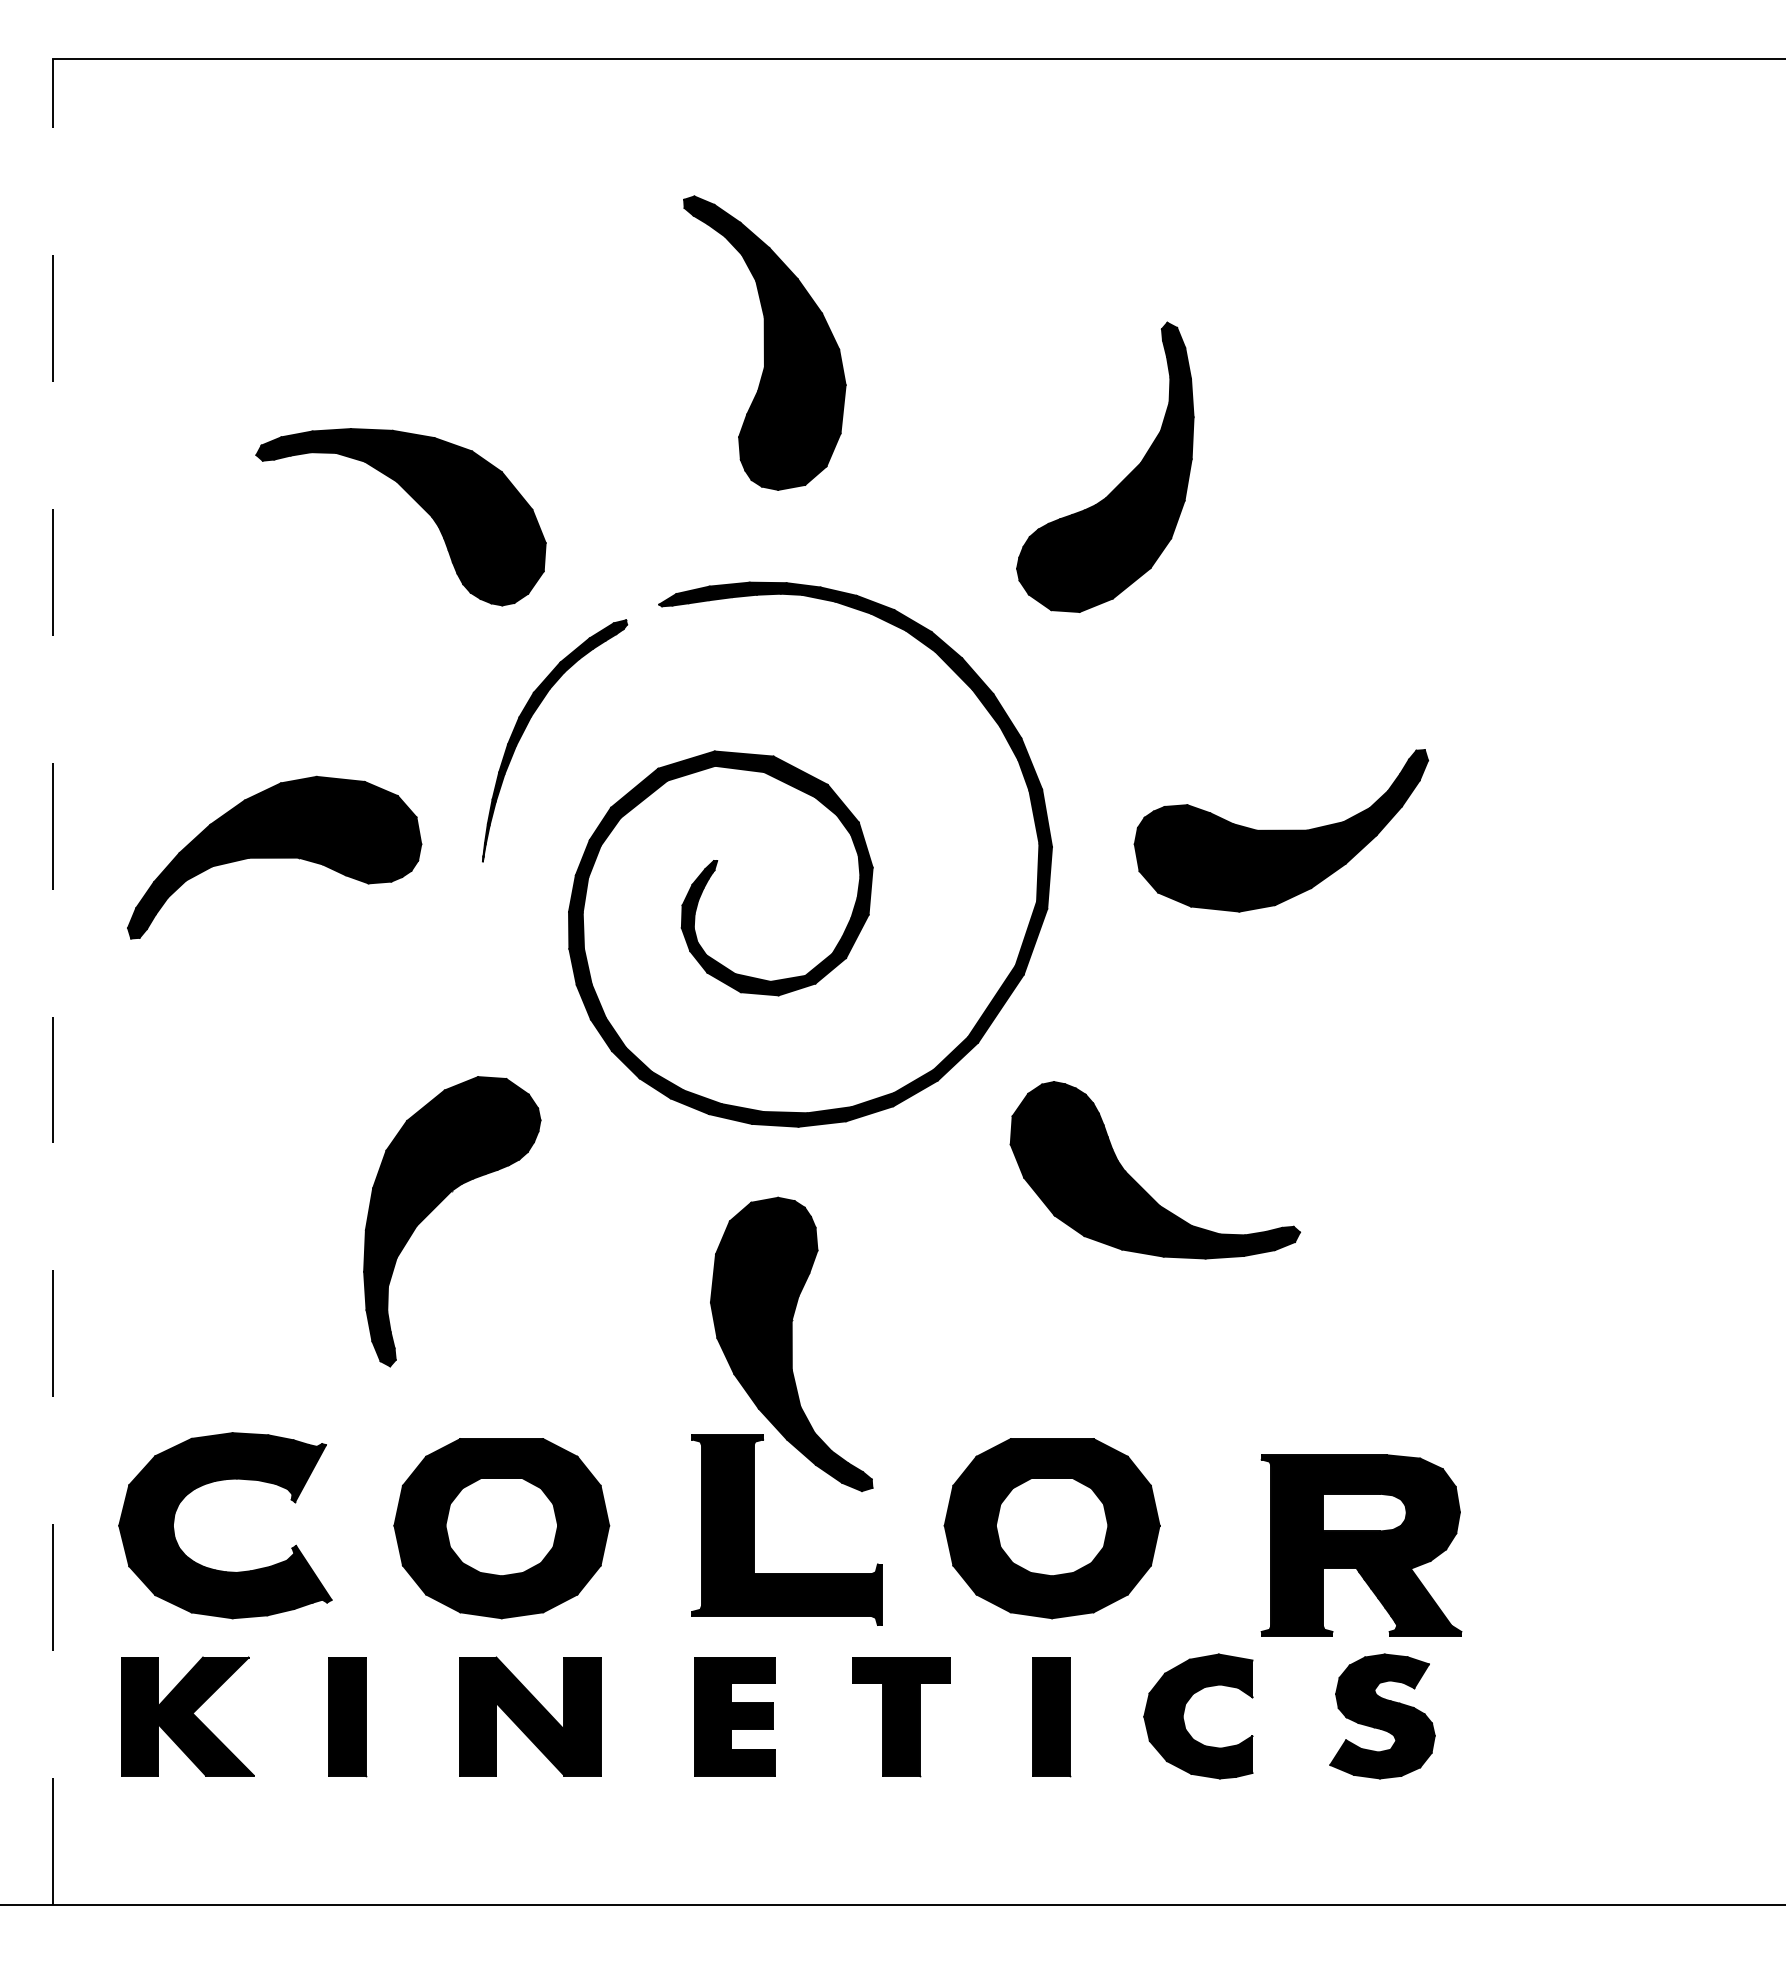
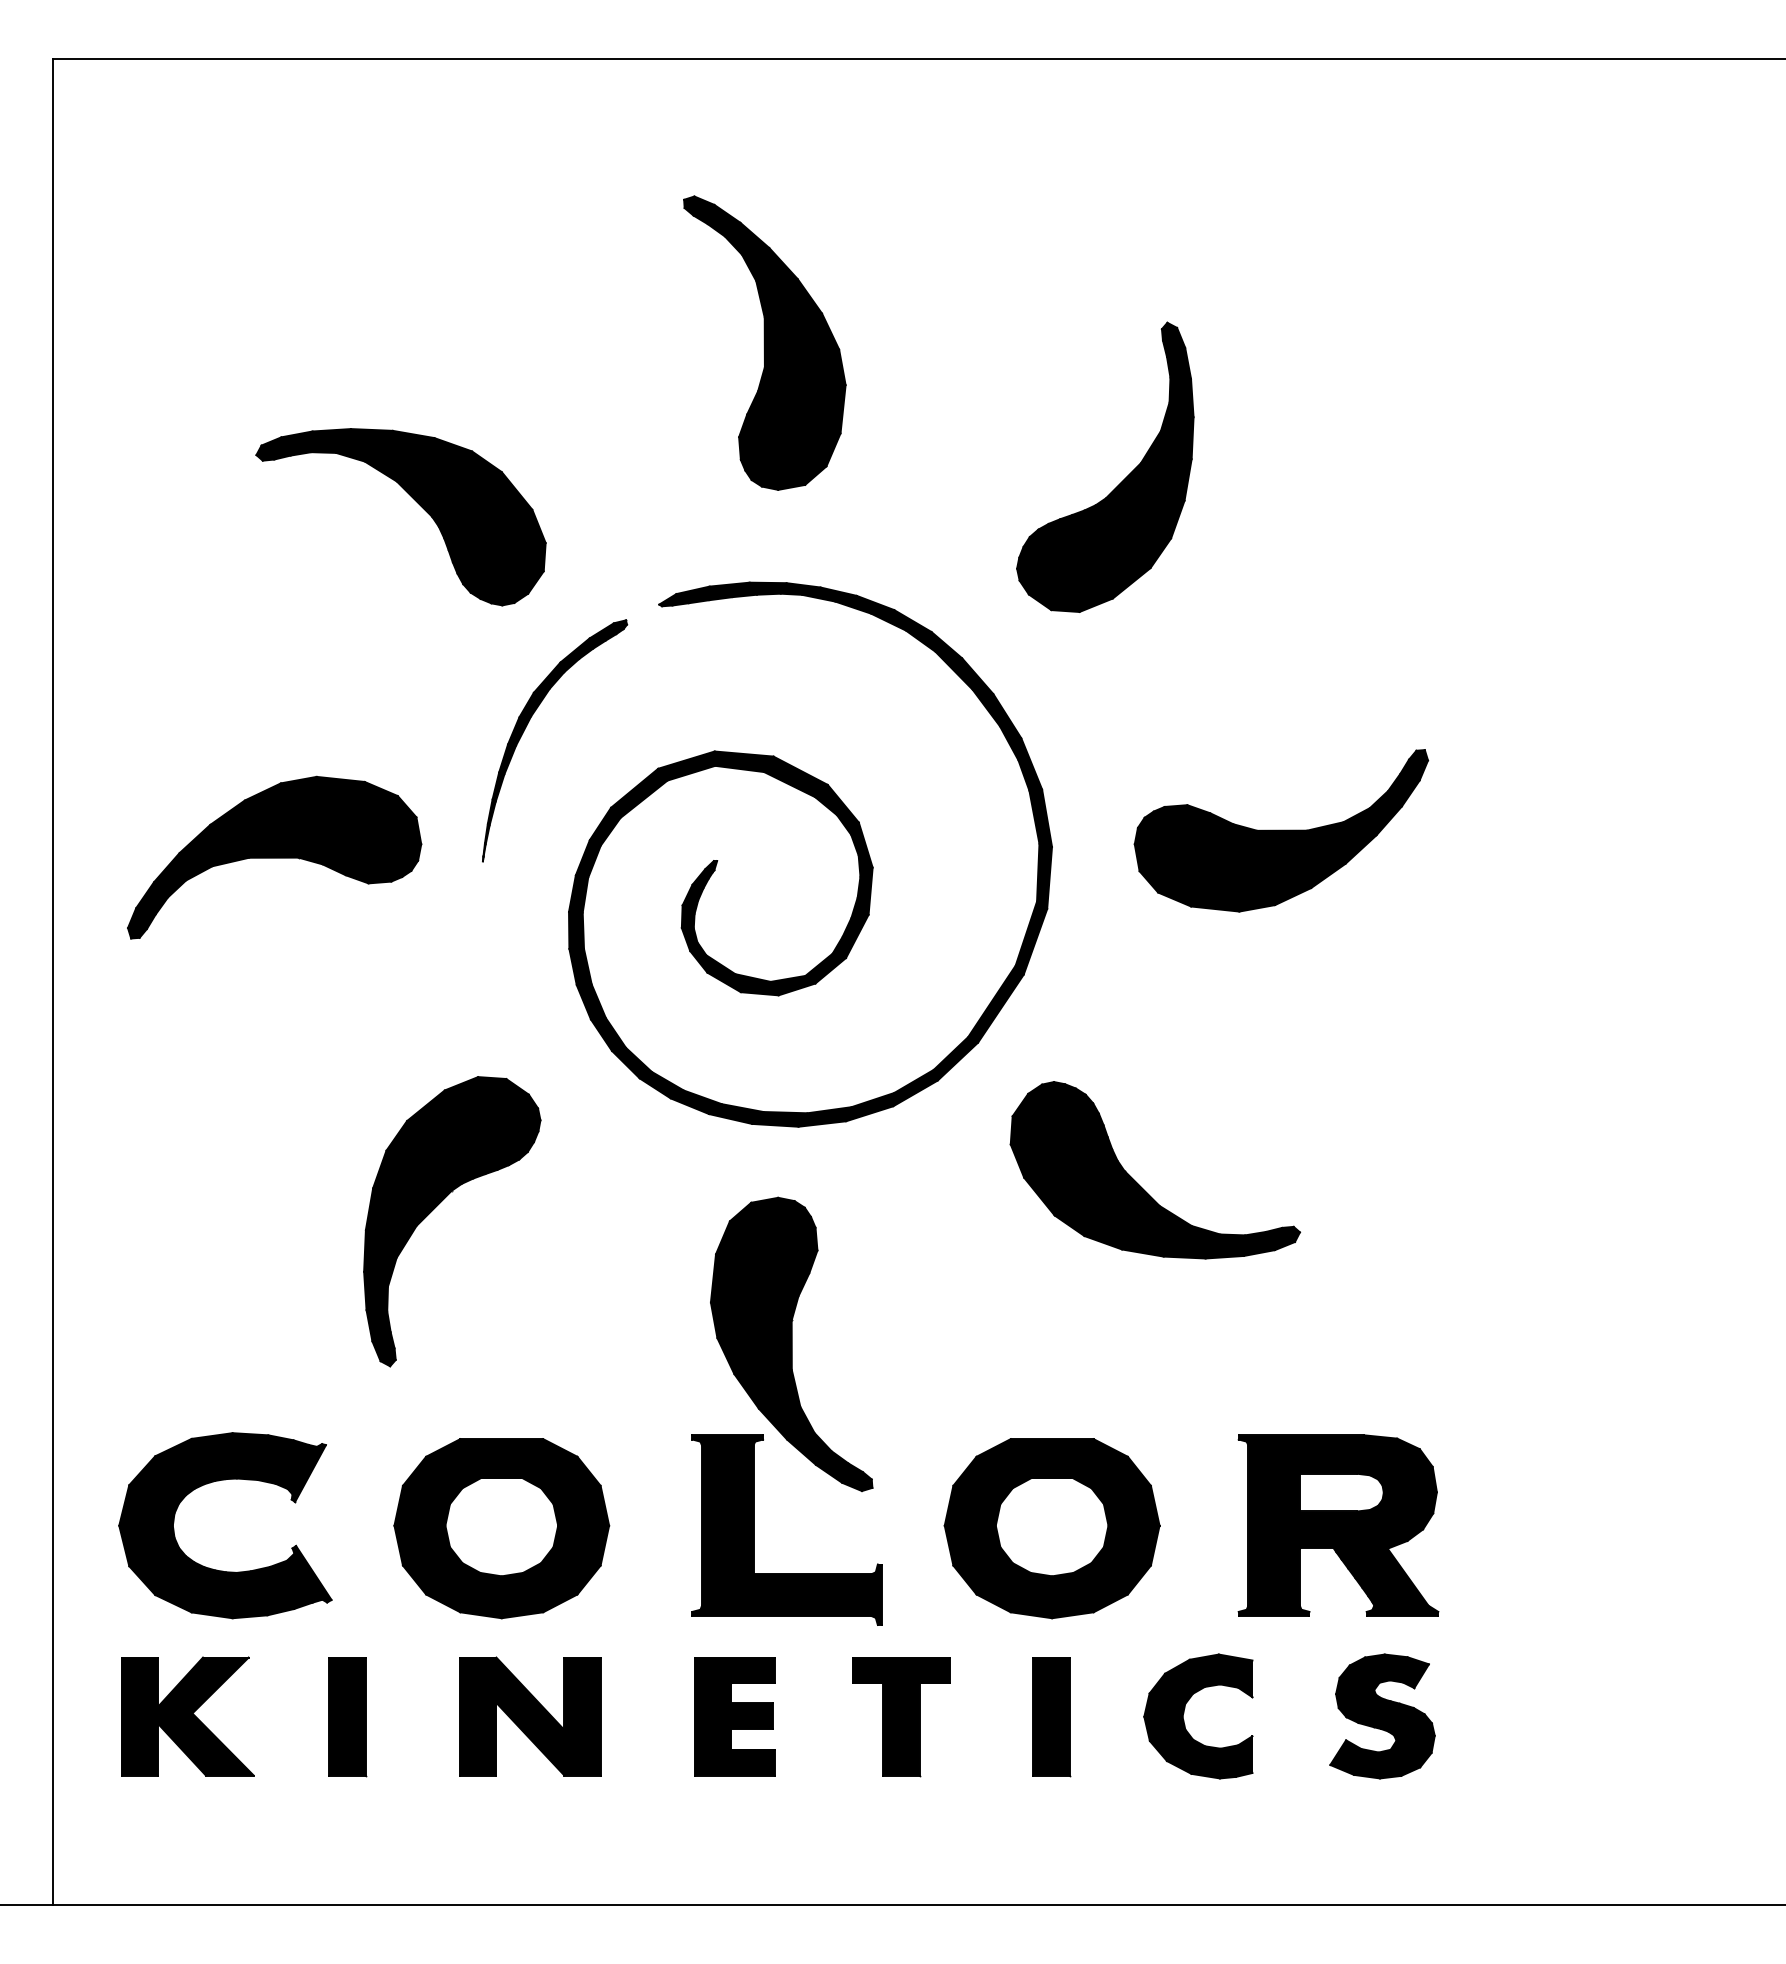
line: dashed -> solid (53, 981)
part position: (1361, 1545) -> (1338, 1525) (1338, 1525)
